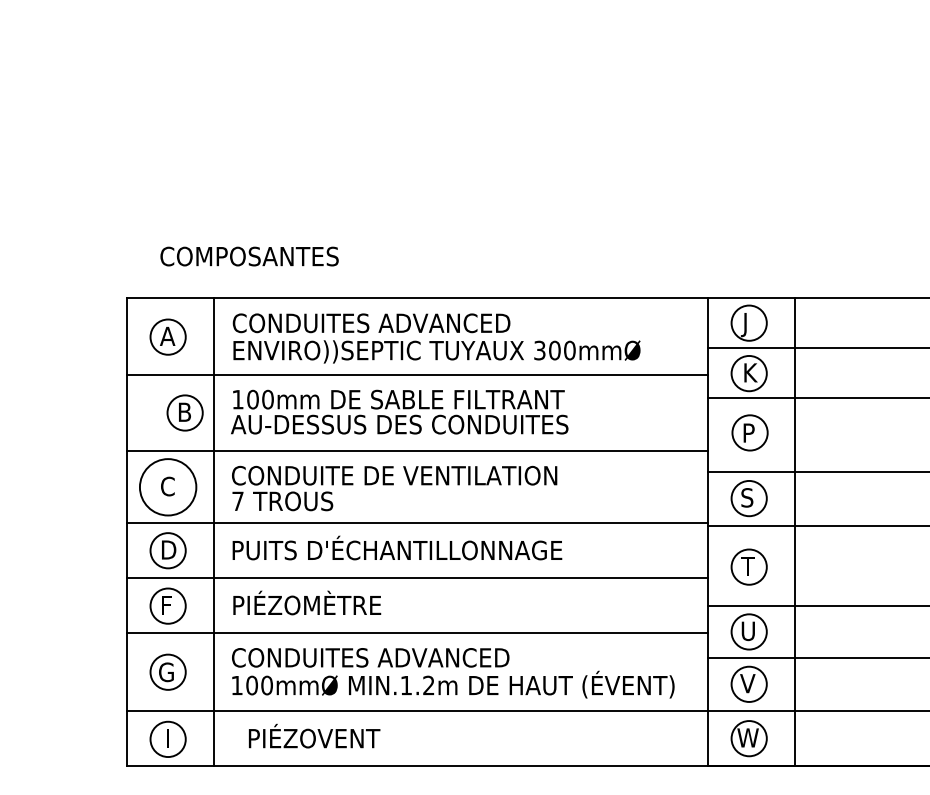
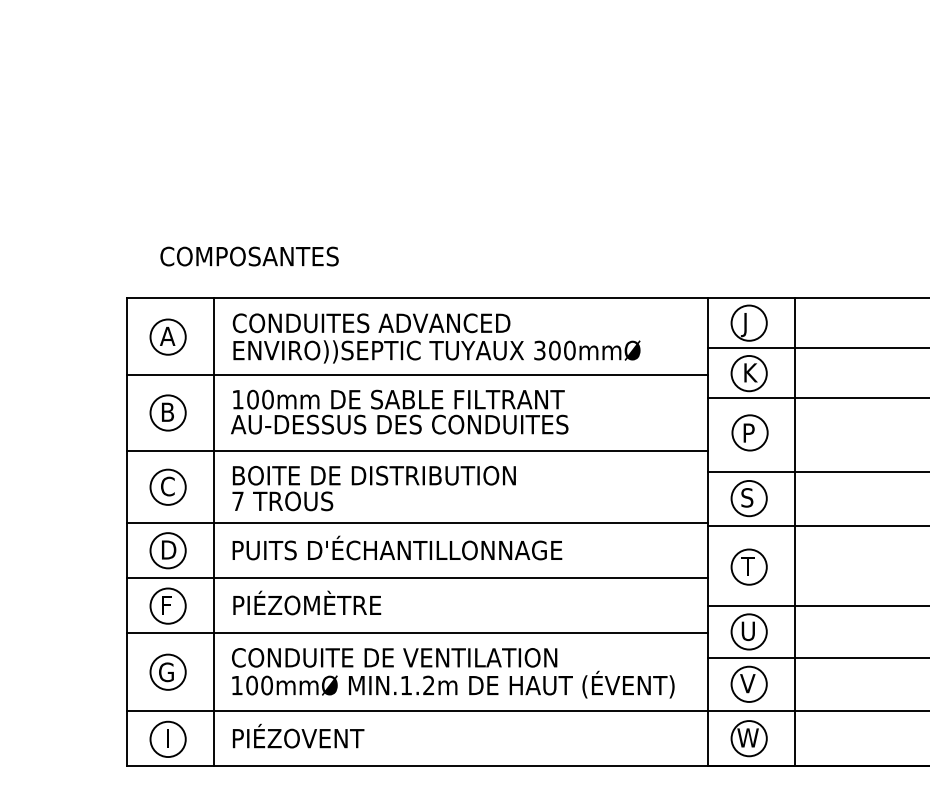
part position: (184, 412) -> (167, 412) (167, 412)
text: CONDUITE DE VENTILATION -> BOITE DE DISTRIBUTION (394, 475)
circle diameter: 56 px -> 35 px (167, 486)
text: CONDUITES ADVANCED -> CONDUITE DE VENTILATION (456, 657)
text position: (314, 735) -> (298, 735) (298, 735)
